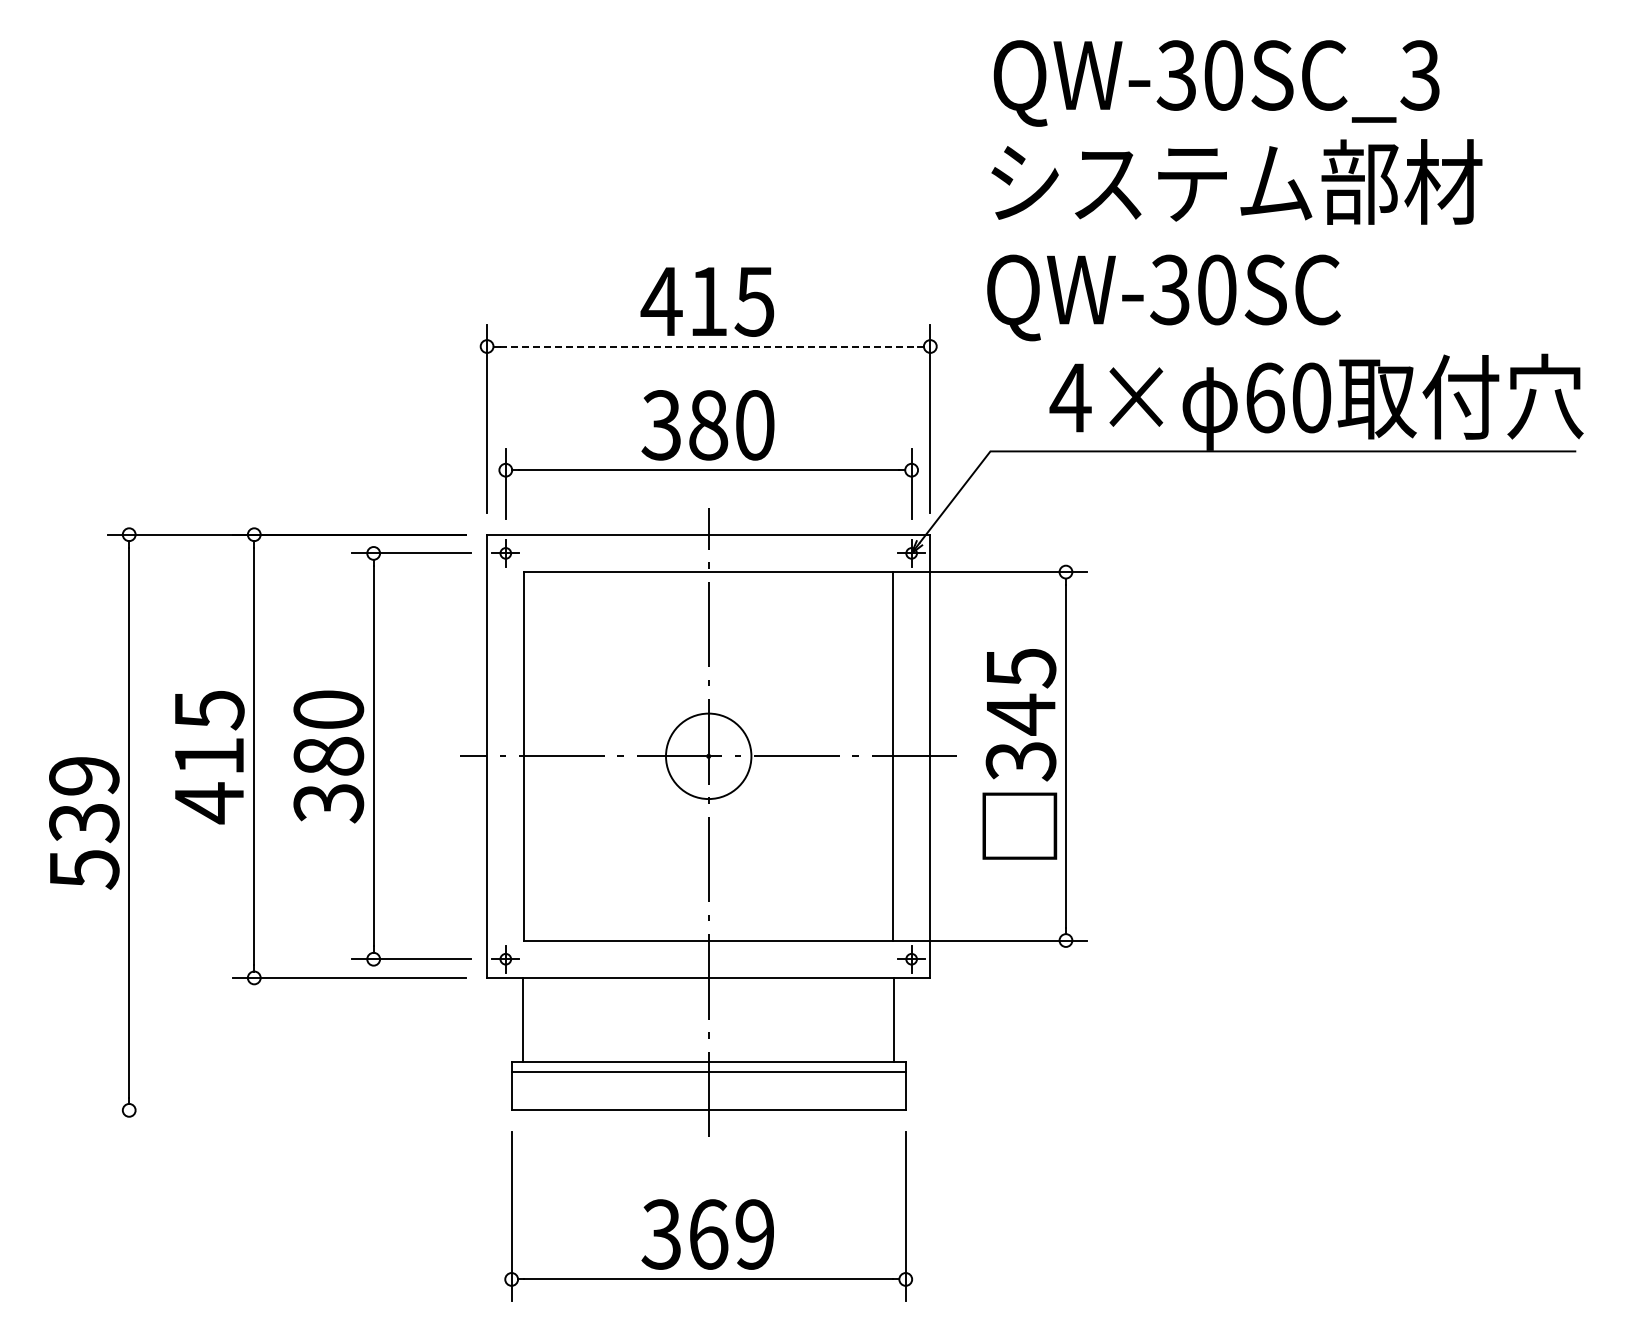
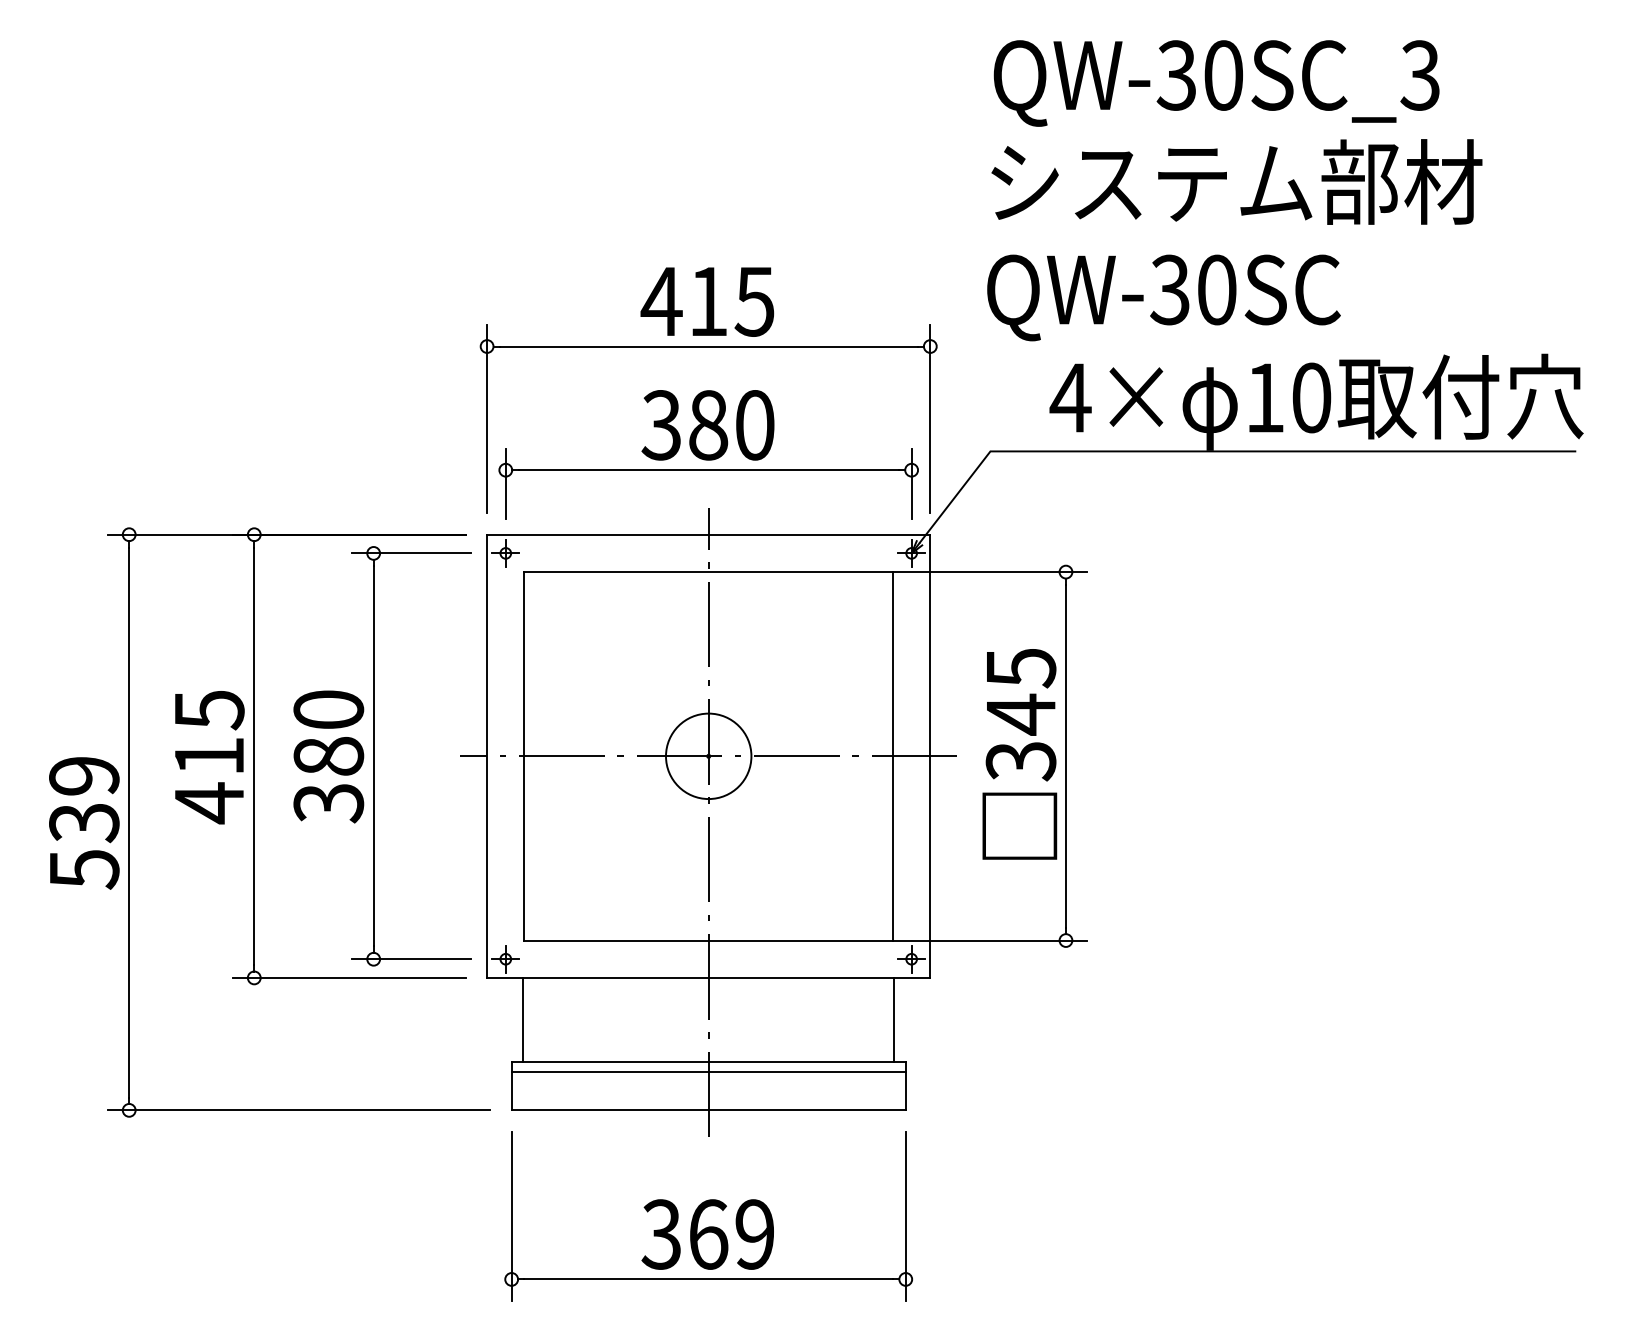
line: dashed -> solid (708, 346)
text: 60 -> 10 (1265, 397)
line: none -> present (298, 1110)
